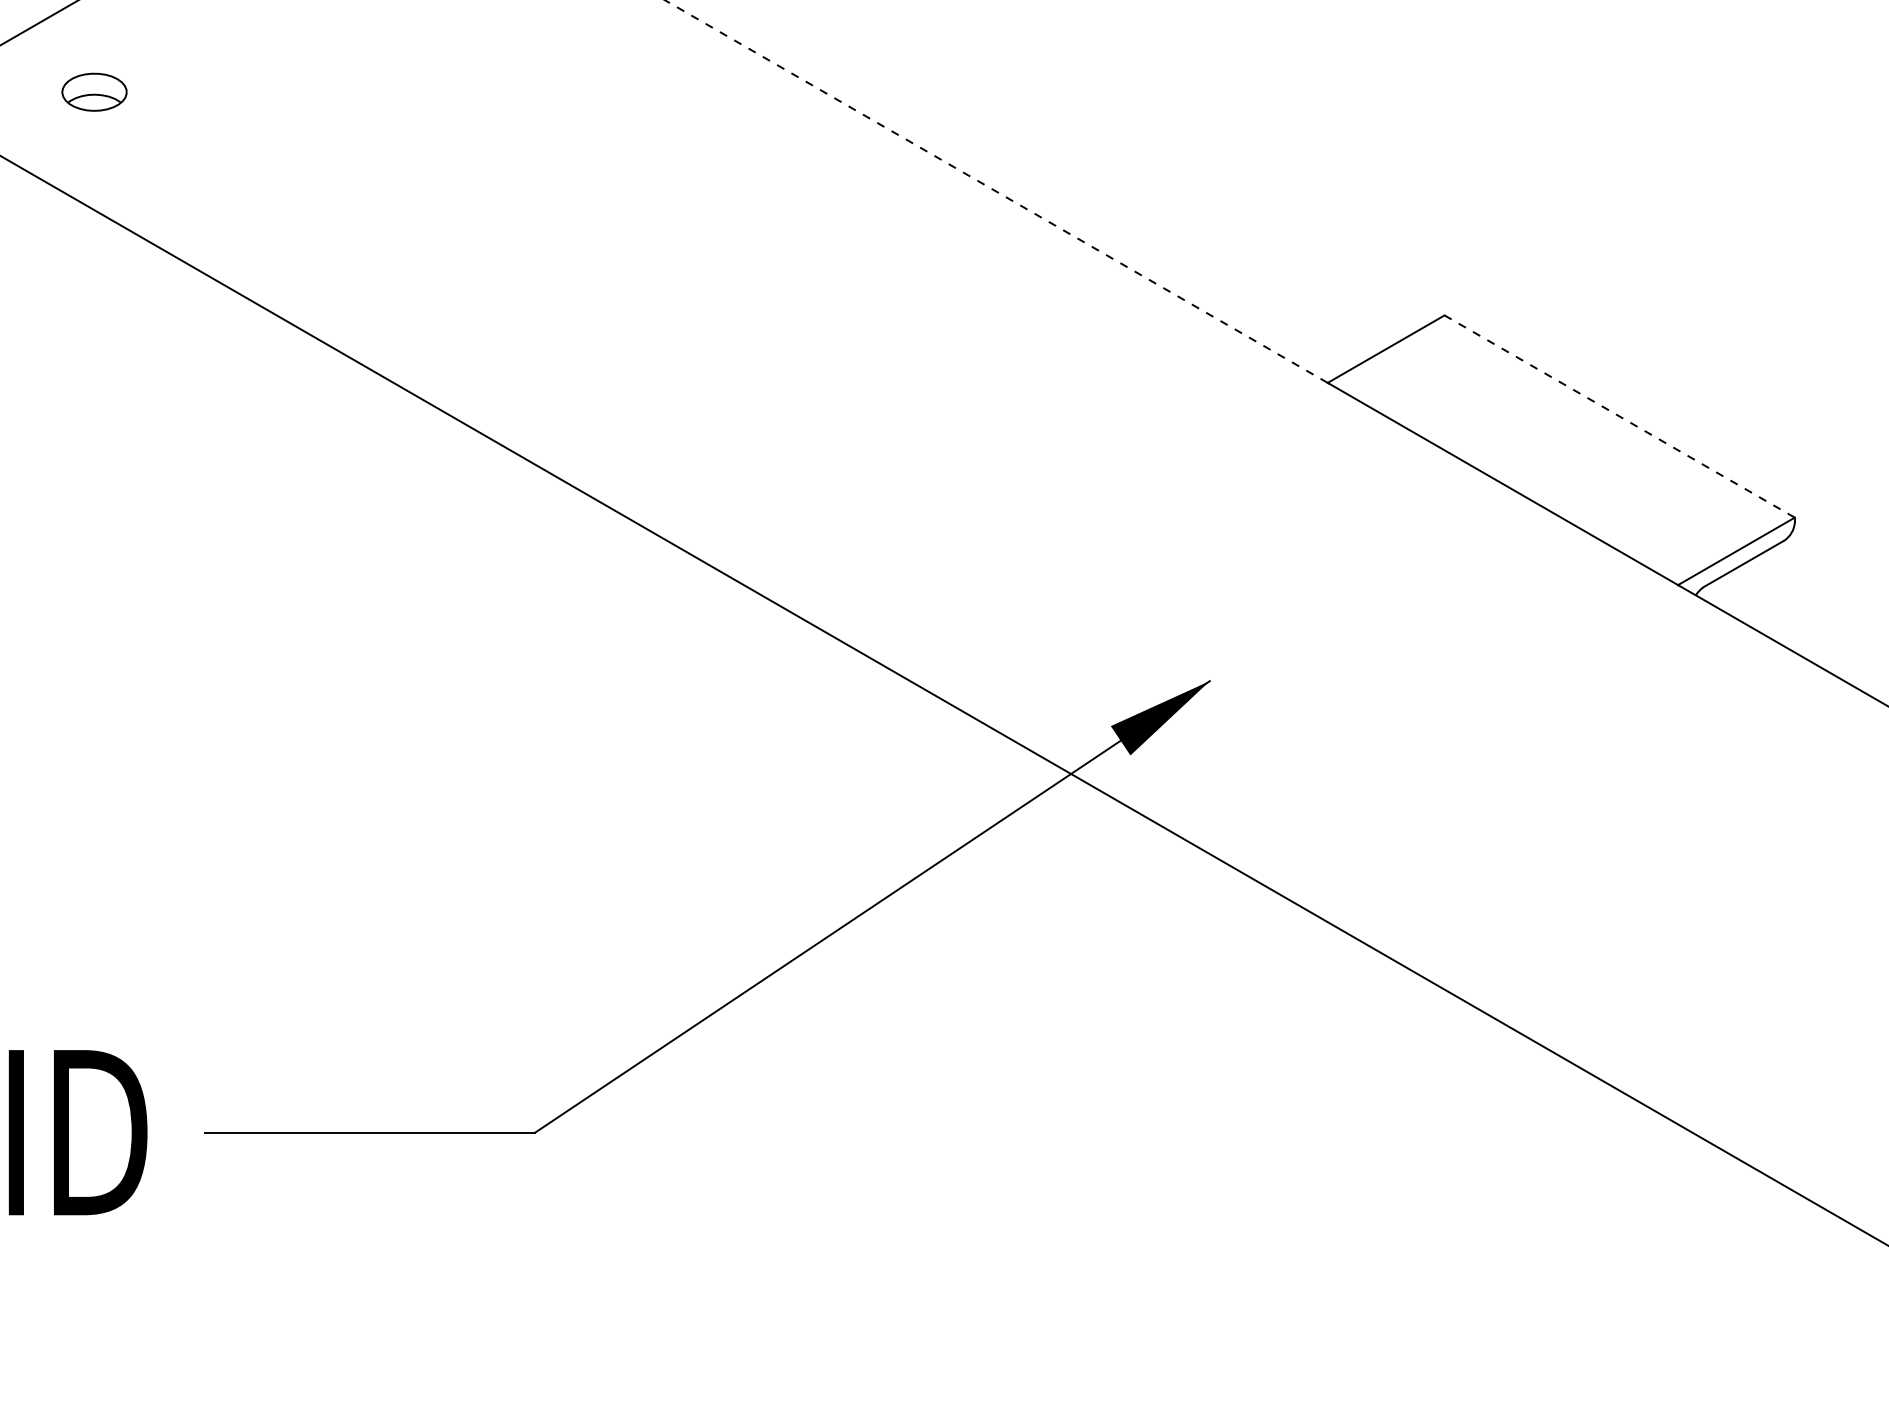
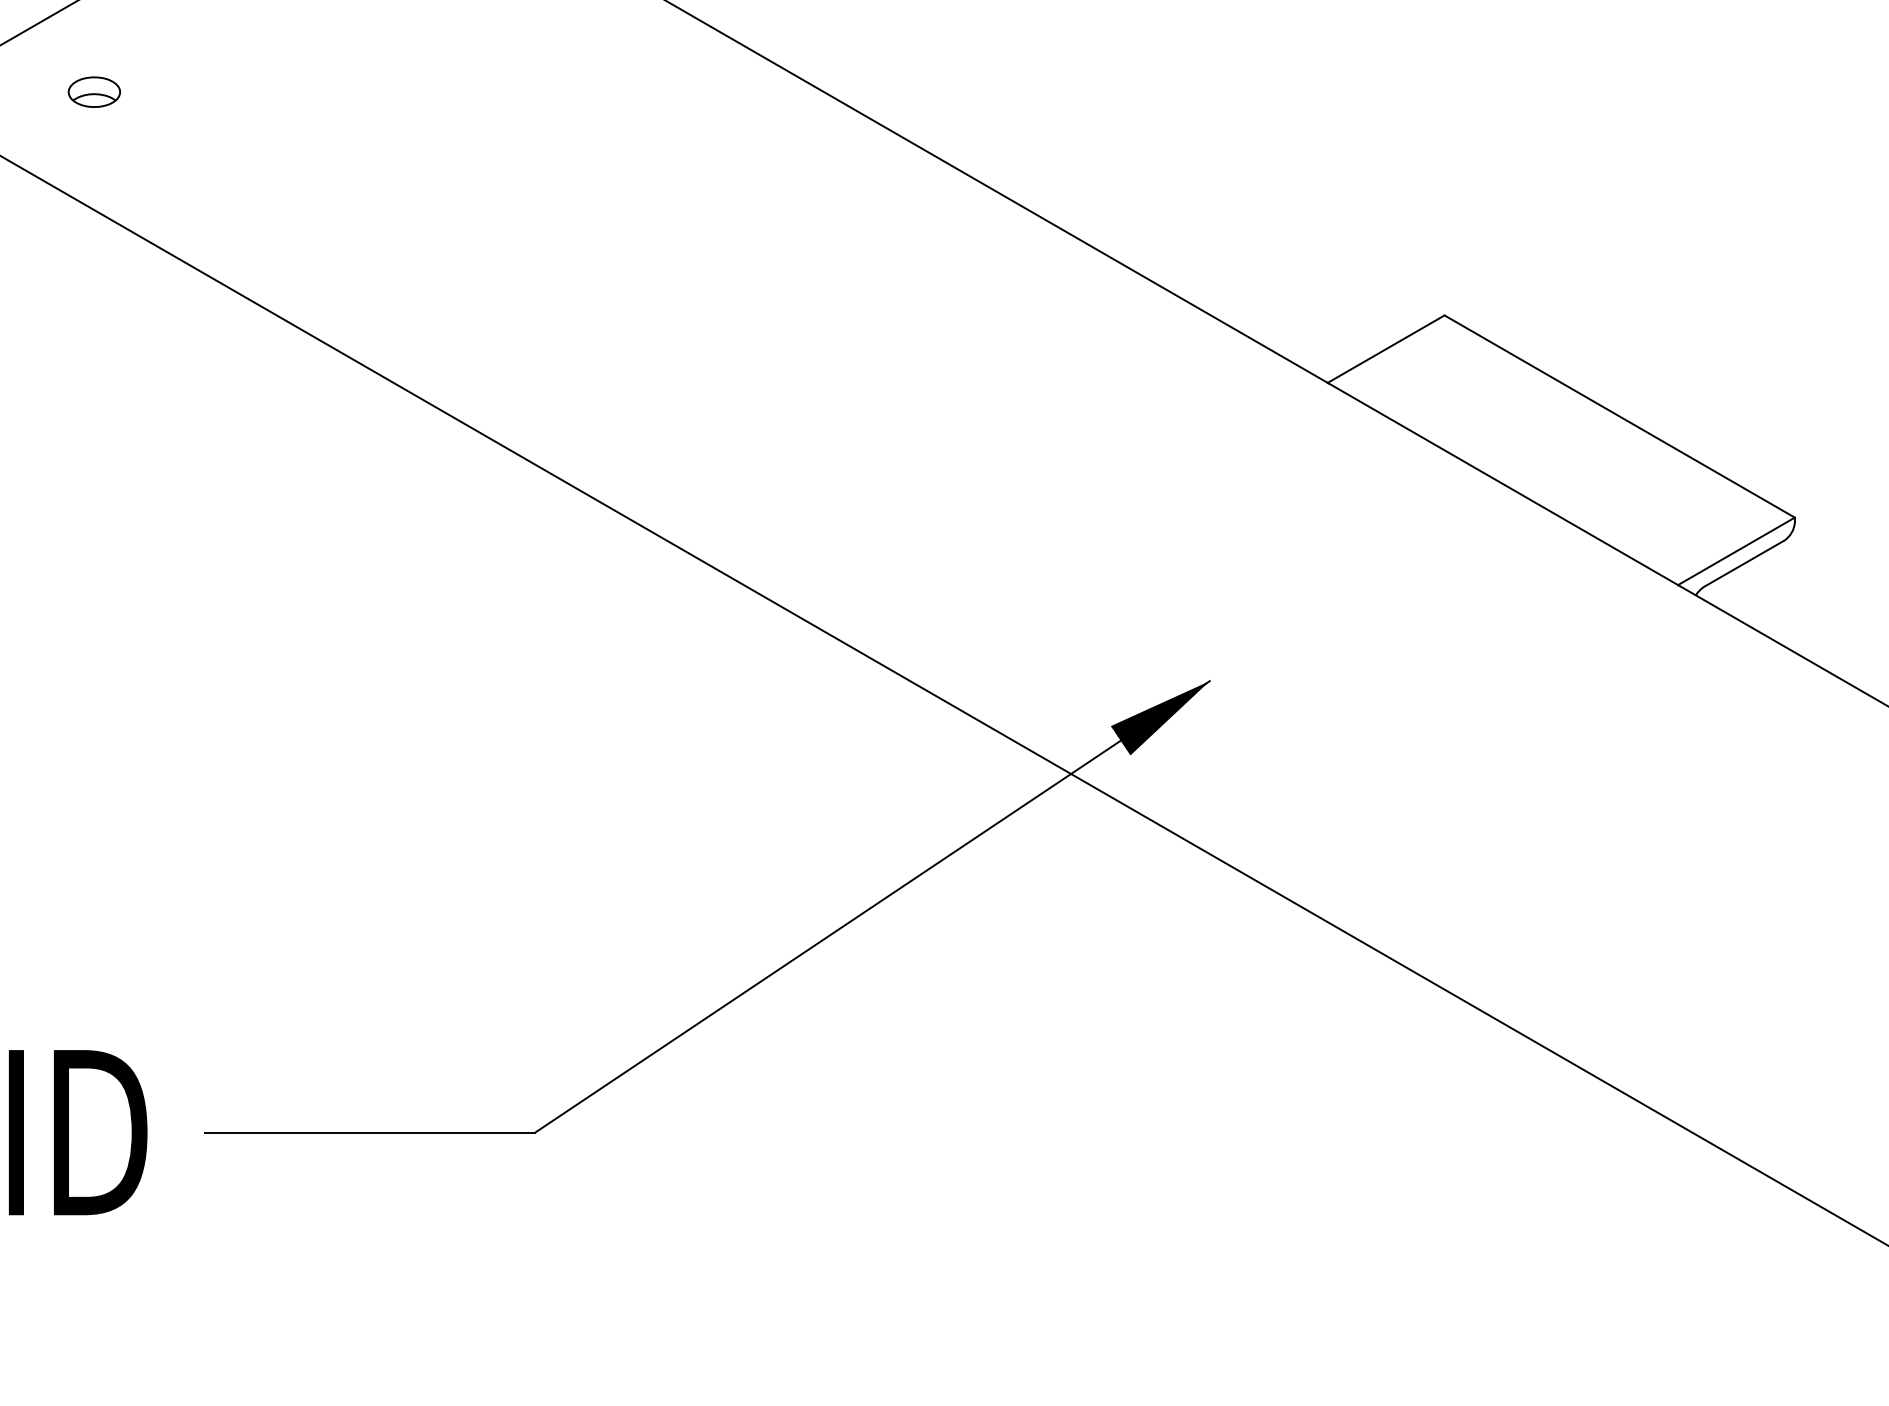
part size: 67x40 px -> 54x32 px (93, 91)
line: dashed -> solid (996, 191)
line: dashed -> solid (1619, 416)
